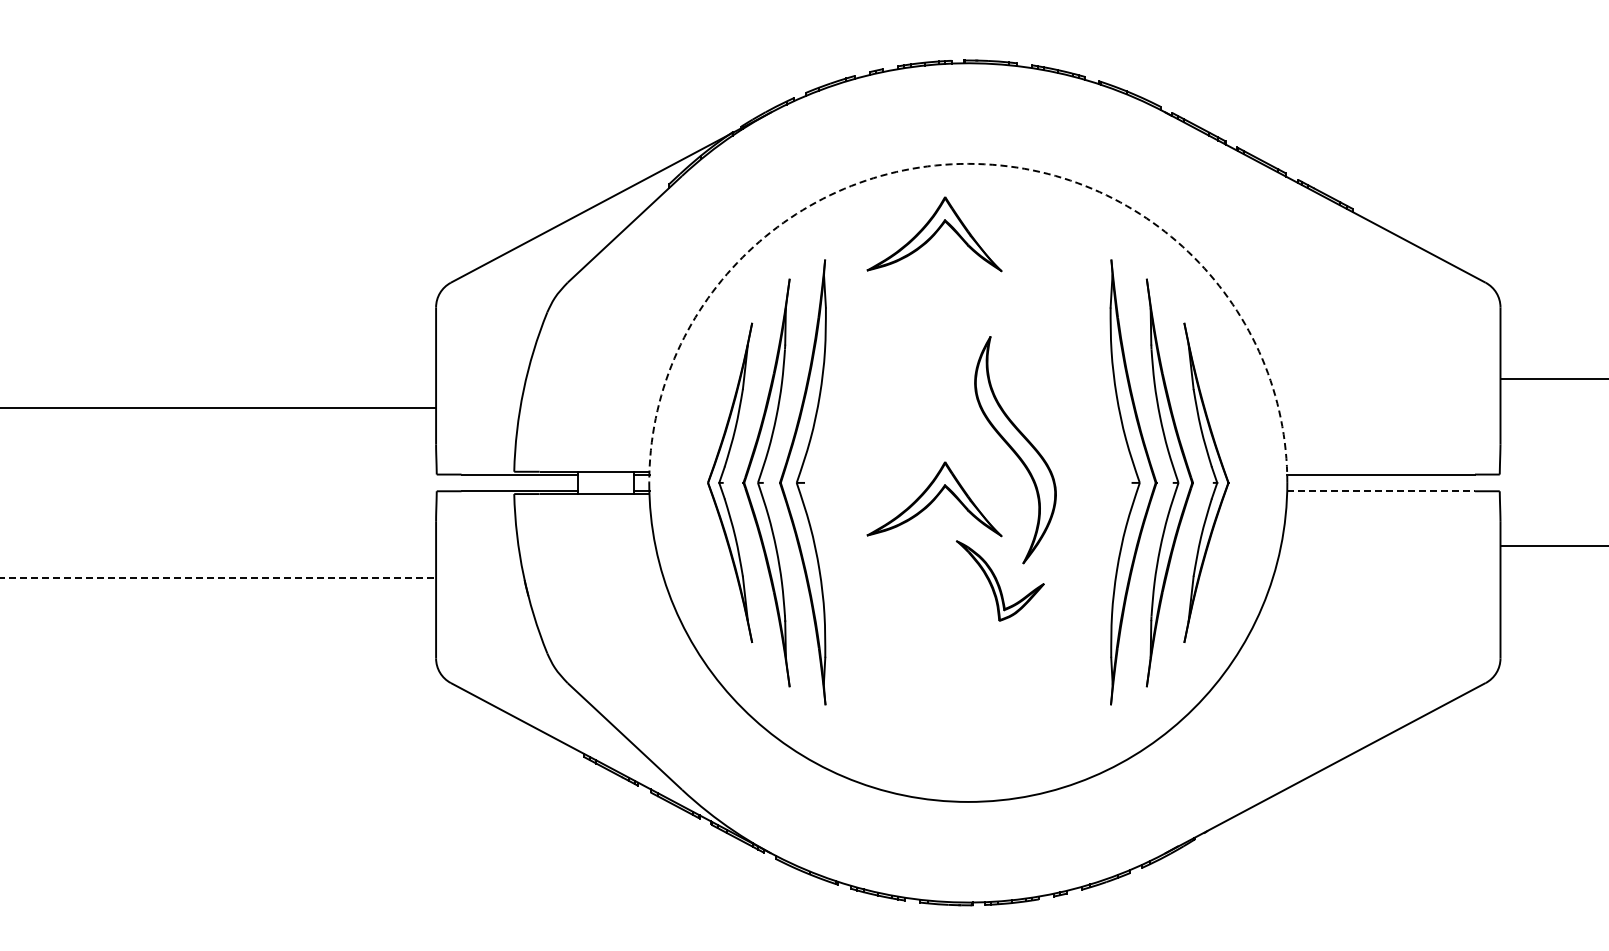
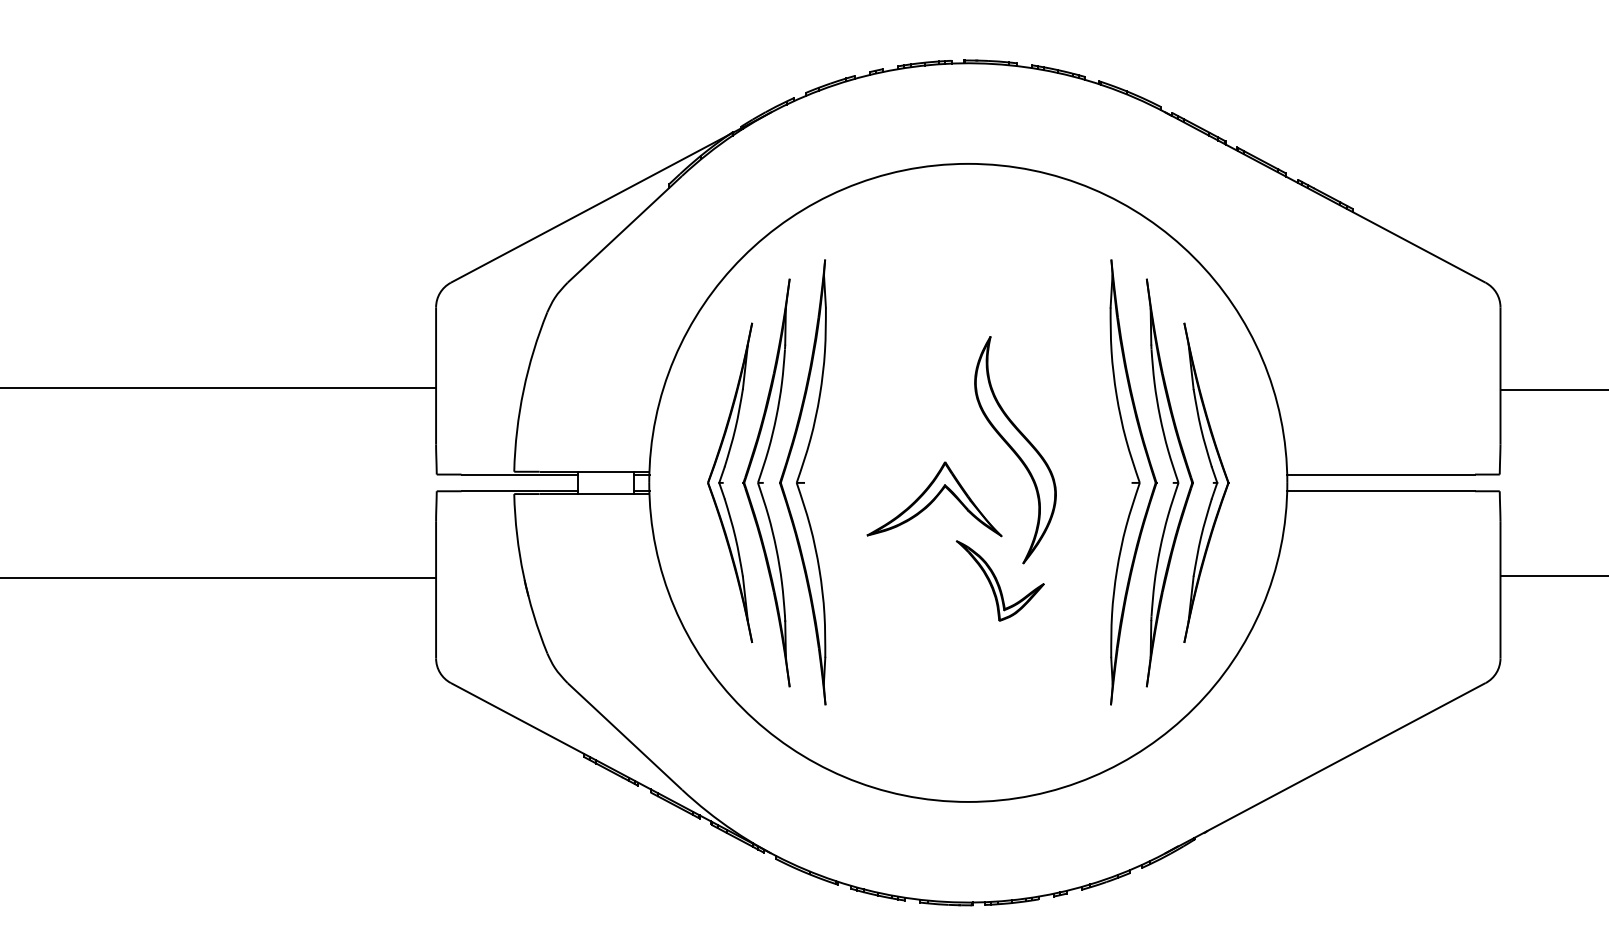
arc: dashed -> solid (968, 163)
part: present -> none (934, 234)
line position: (1552, 378) -> (1552, 389) (1552, 389)
line position: (219, 408) -> (219, 388) (219, 388)
line: dashed -> solid (1381, 491)
line position: (1552, 546) -> (1552, 576) (1552, 576)
line: dashed -> solid (218, 577)
